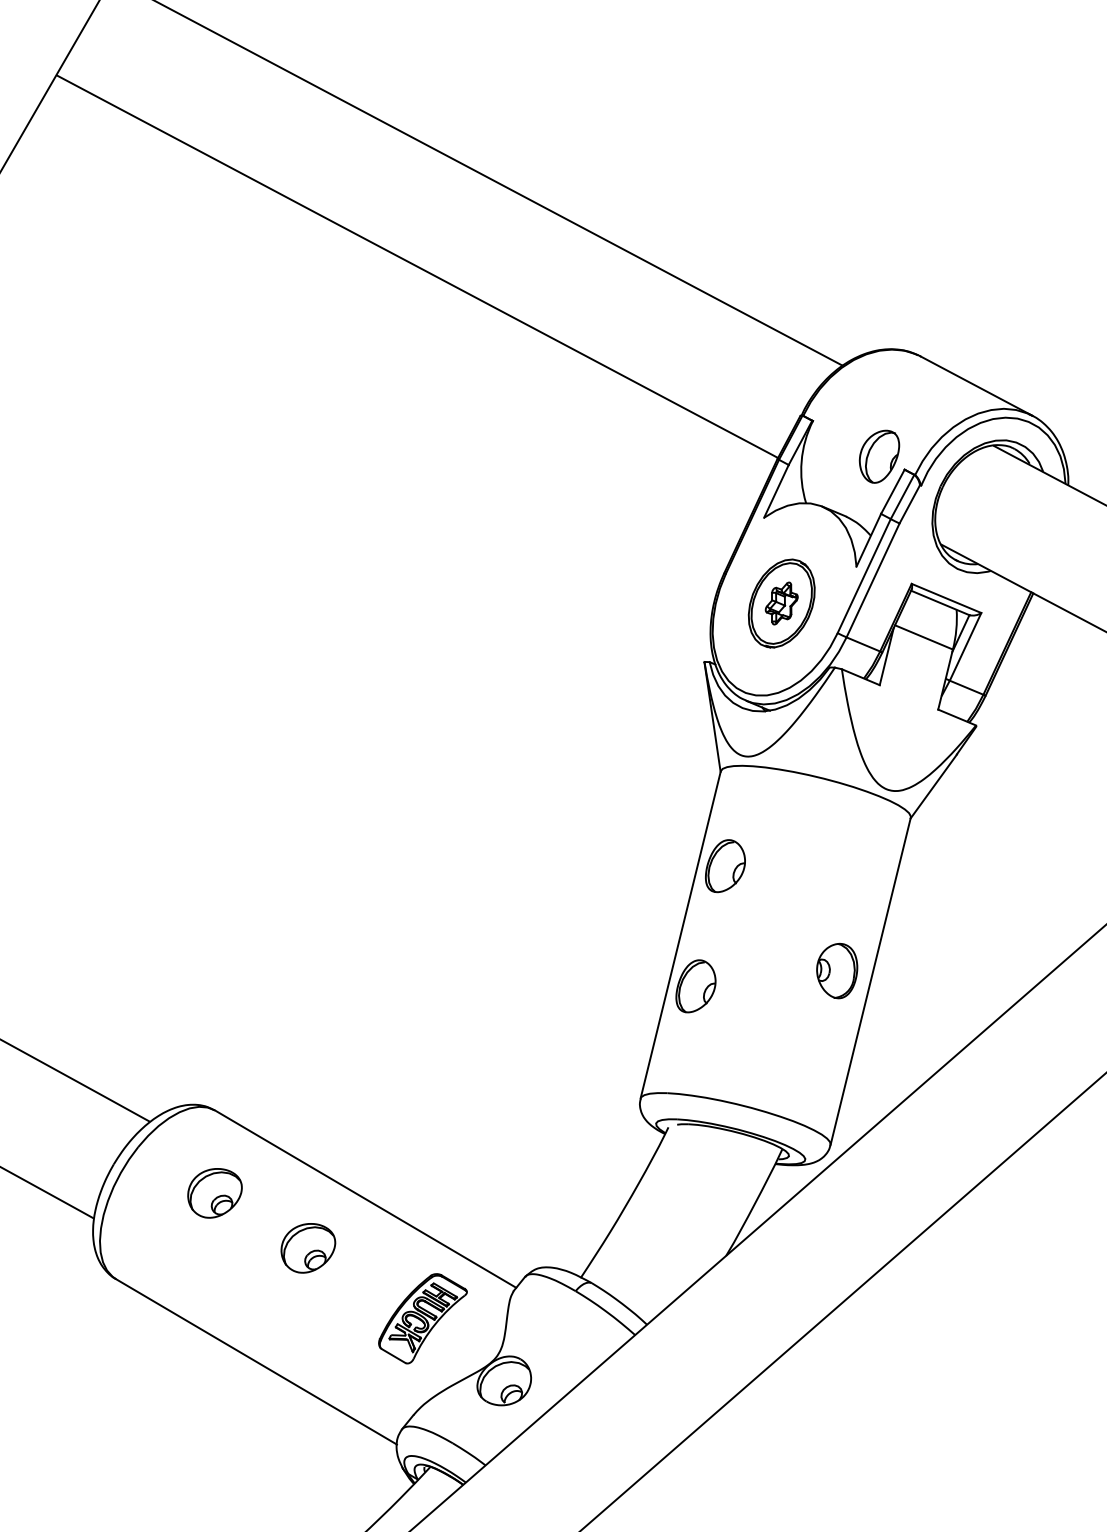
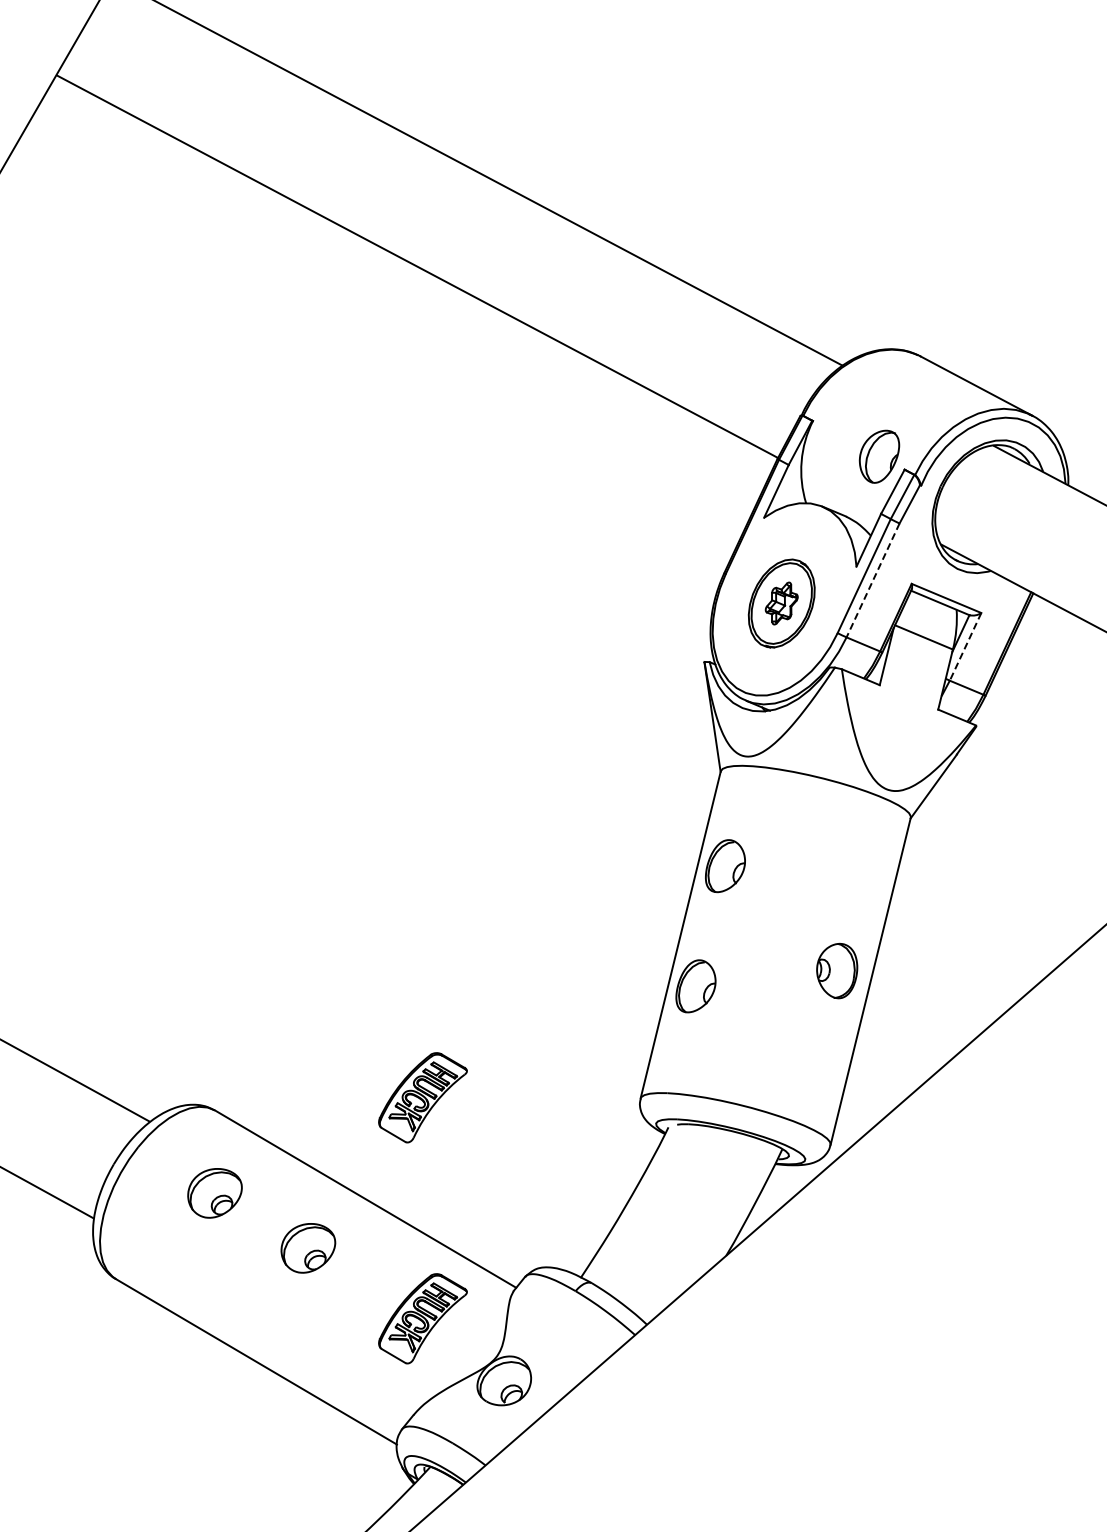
line: solid -> dashed (873, 580)
line: solid -> dashed (965, 647)
part: none -> present (422, 1097)
line: present -> none (843, 1301)
